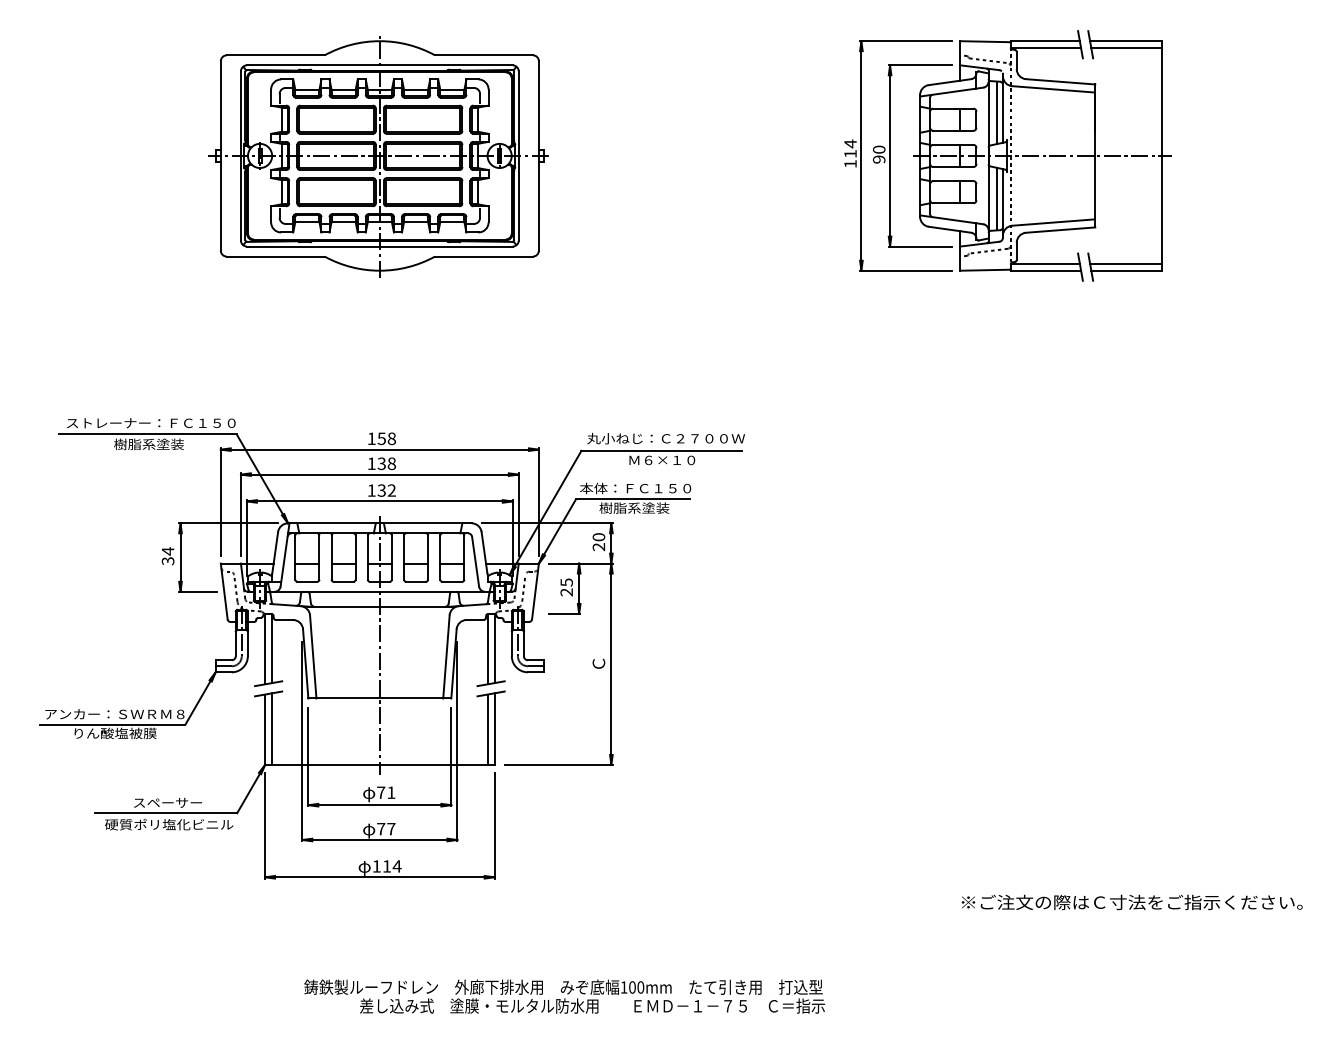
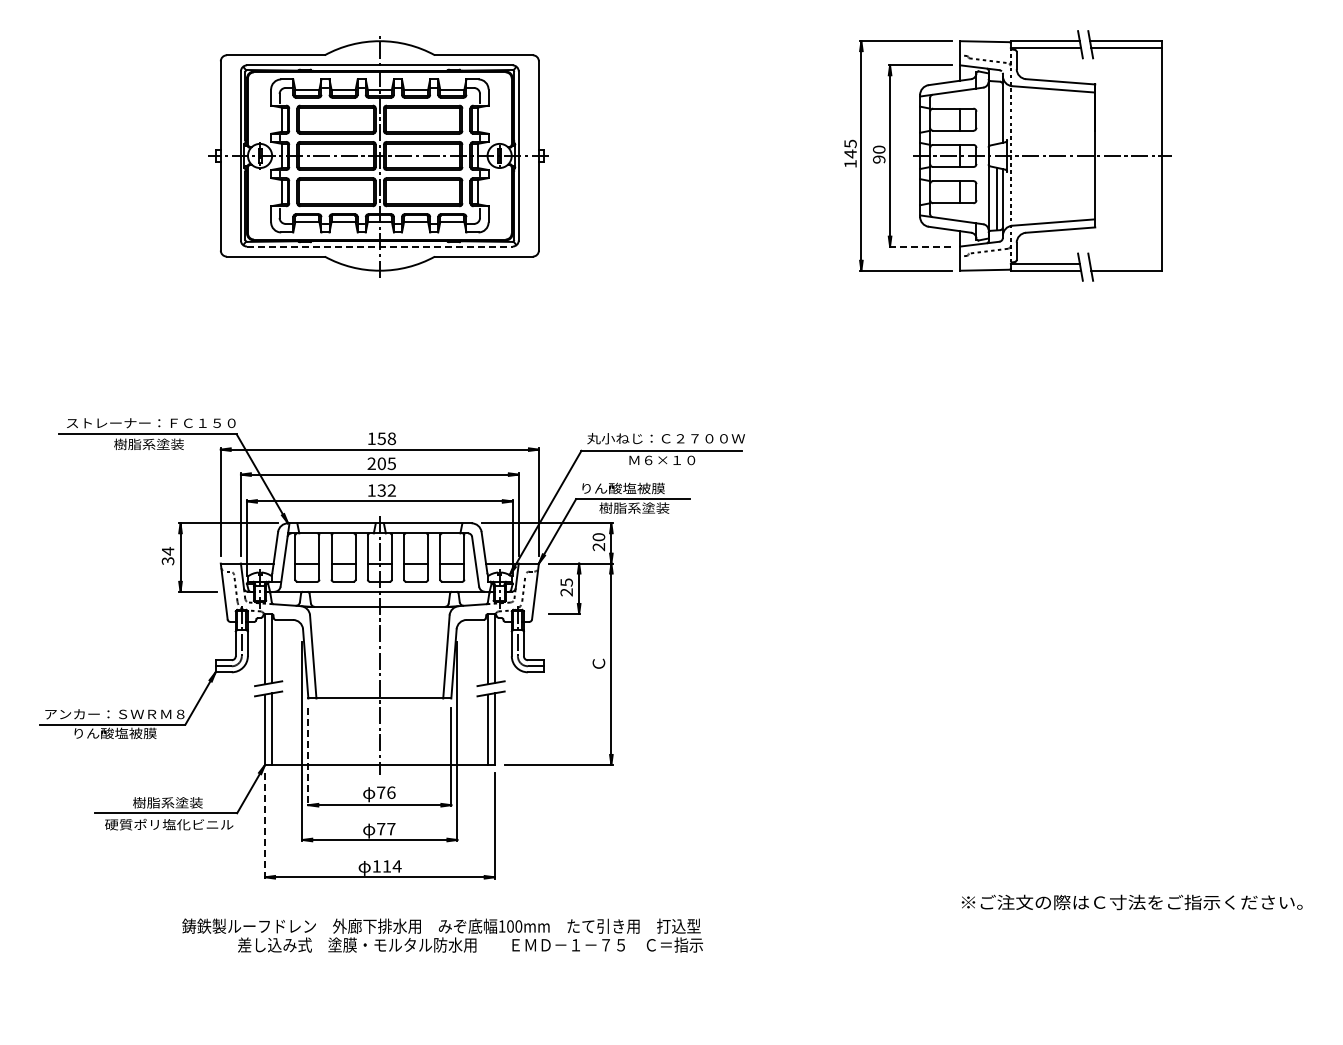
line: present -> none (997, 112)
text: 114 -> 145 (850, 148)
line: solid -> dashed (379, 246)
line: solid -> dashed (920, 246)
line: present -> none (1125, 263)
text: 138 -> 205 (381, 463)
text: 本体：ＦＣ１５０ -> りん酸塩被膜 (635, 488)
line: solid -> dashed (308, 757)
text: 71 -> 76 (391, 792)
text: スペーサー -> 樹脂系塗装 (167, 802)
line: solid -> dashed (265, 825)
text position: (564, 996) -> (442, 935) (442, 935)
